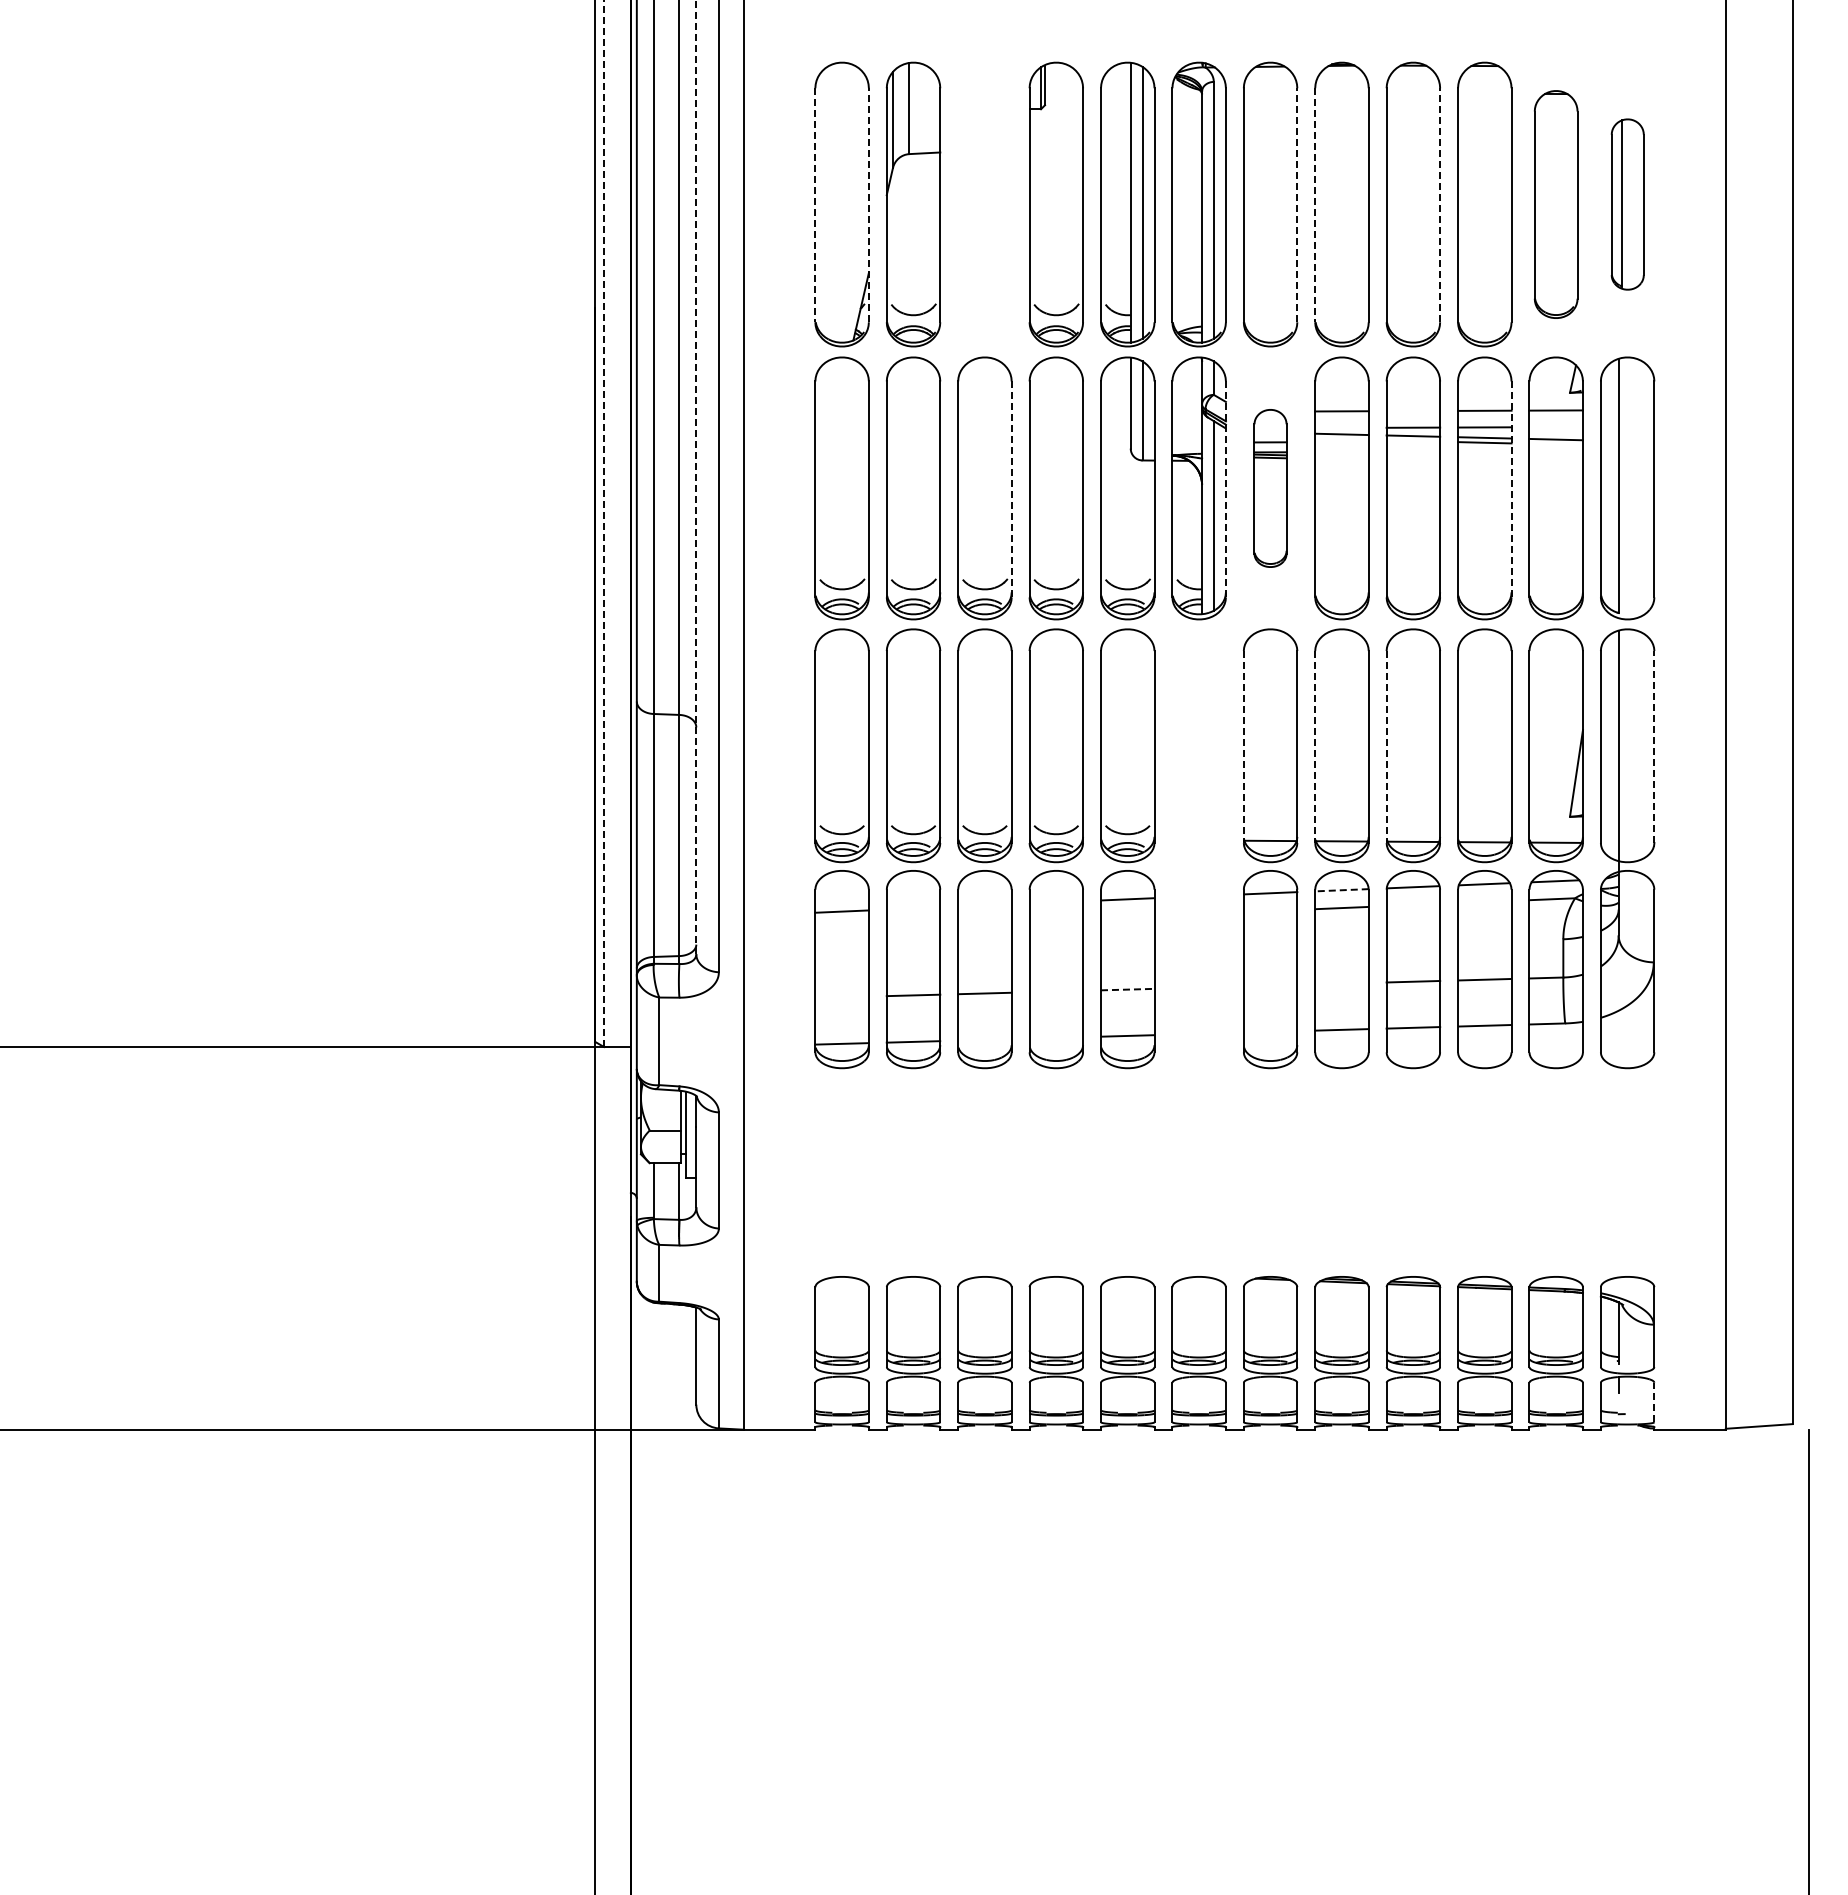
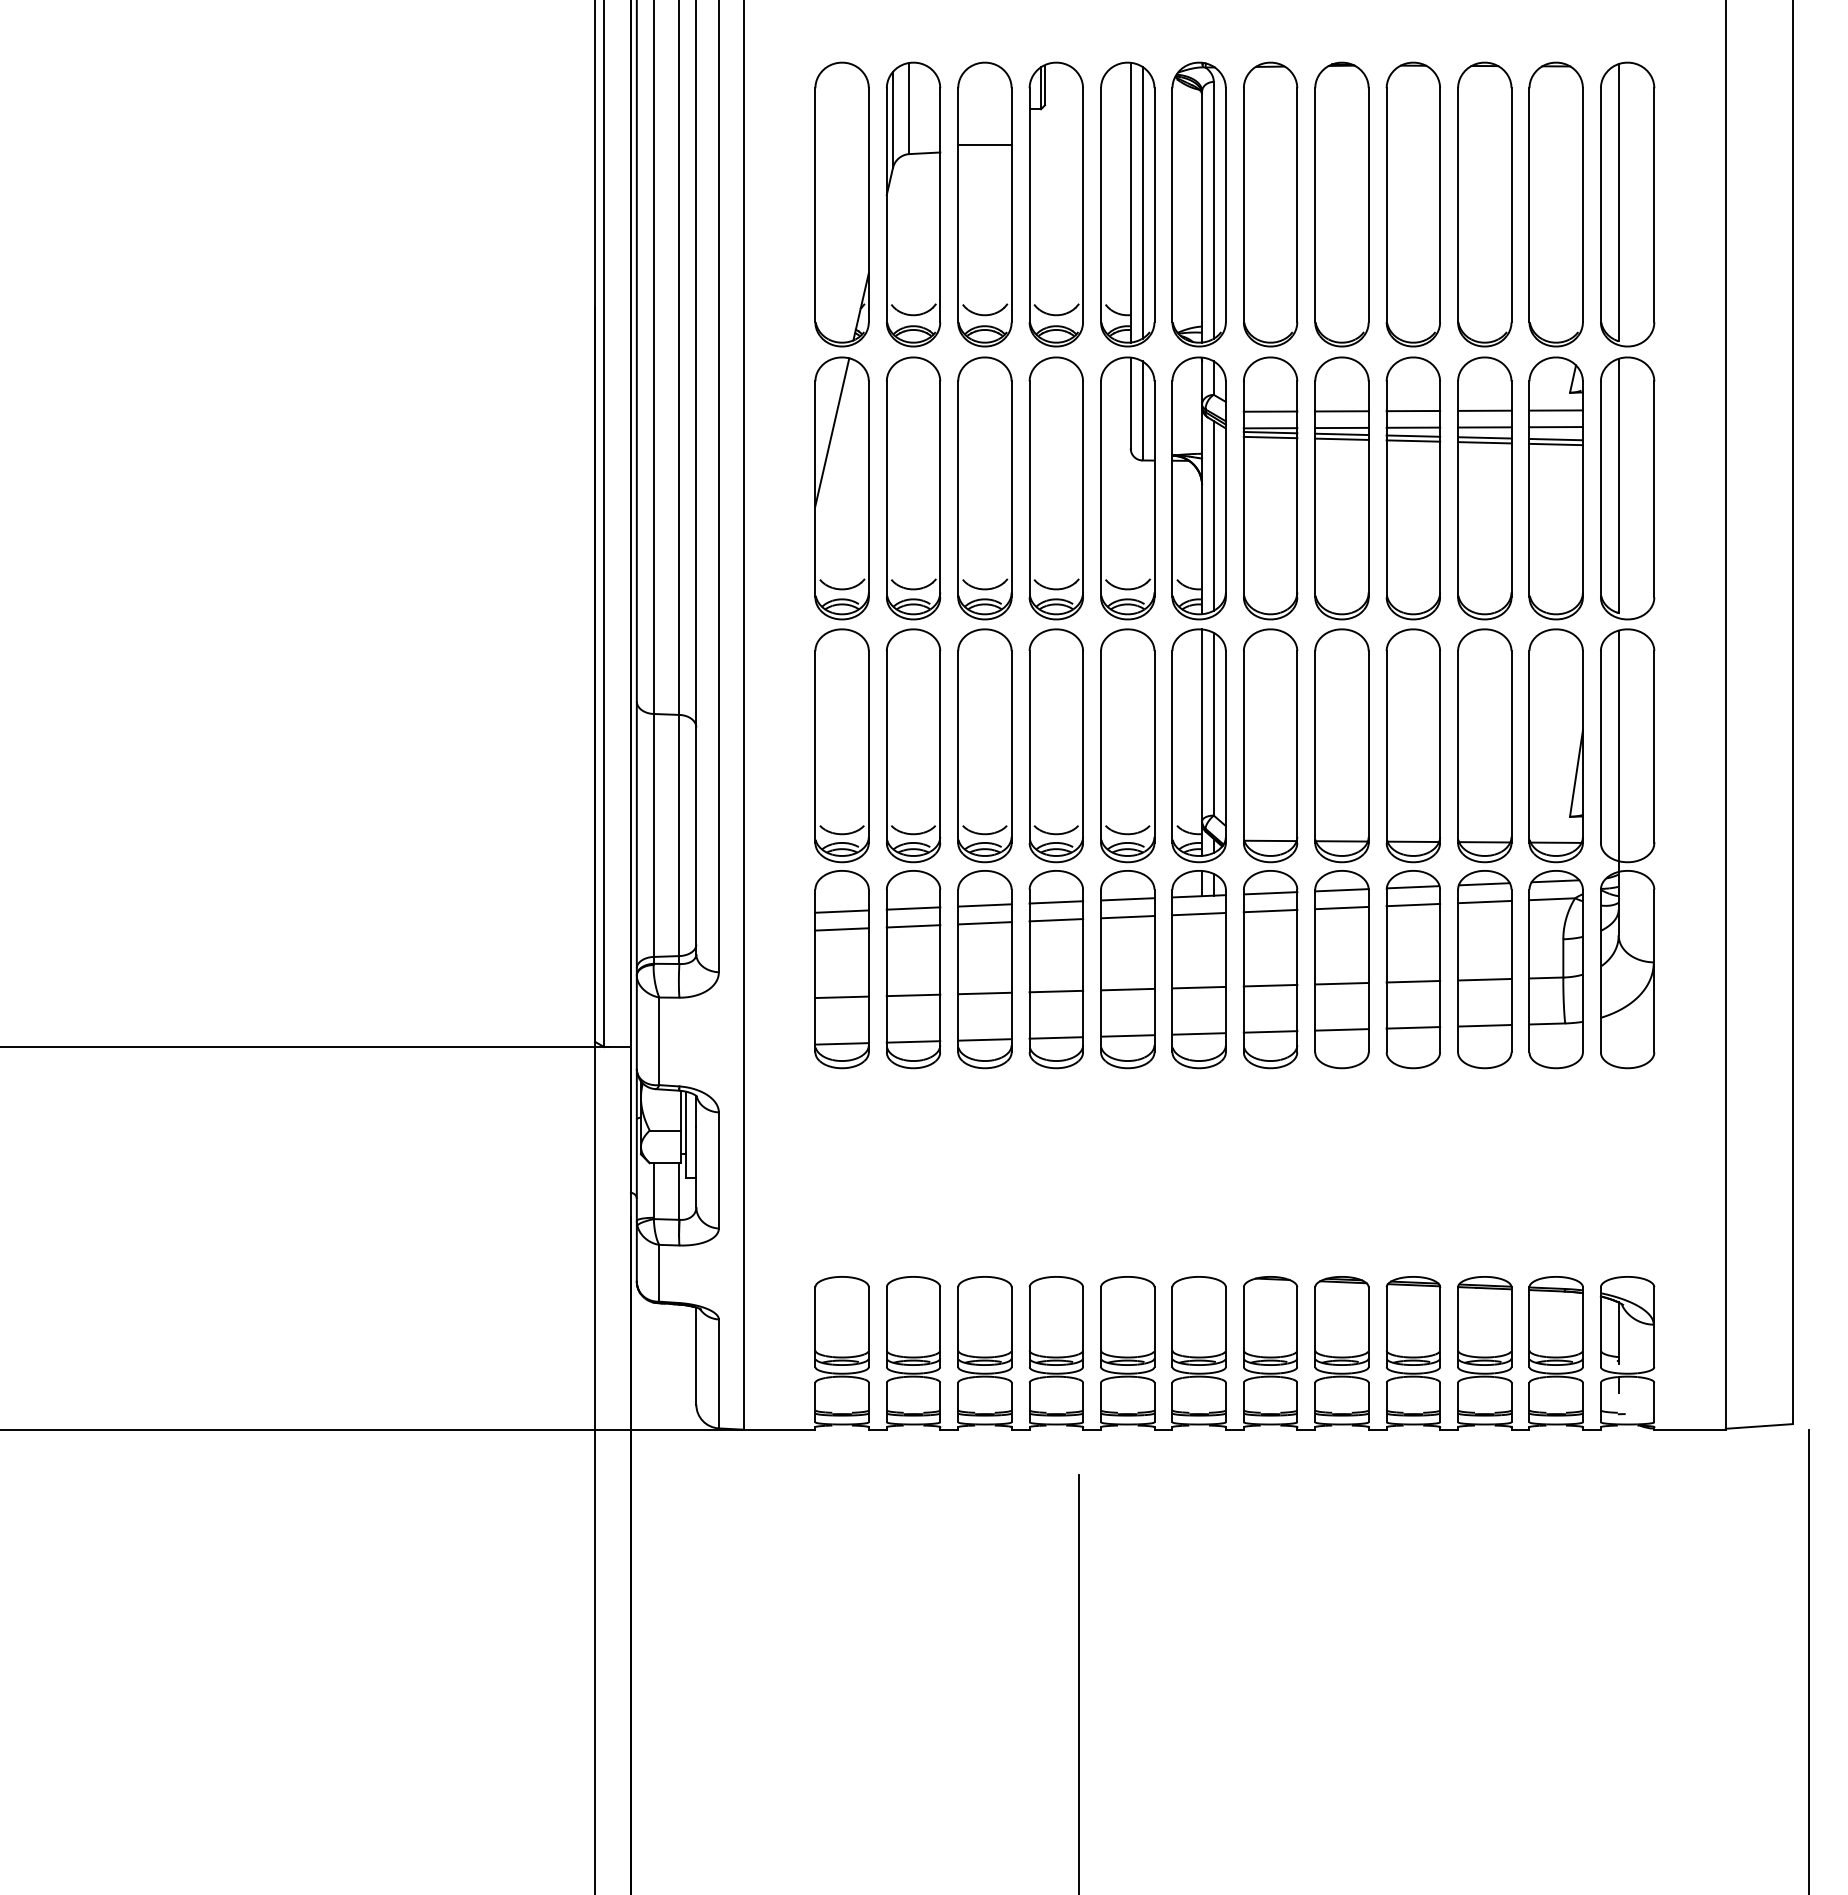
part: none -> present (984, 204)
part size: 46x229 px -> 56x287 px (1555, 204)
part size: 35x173 px -> 56x287 px (1627, 204)
line: dashed -> solid (815, 205)
line: dashed -> solid (868, 205)
line: dashed -> solid (1297, 205)
line: dashed -> solid (1315, 205)
line: dashed -> solid (1440, 205)
line: none -> present (1413, 410)
line: none -> present (1341, 427)
line: none -> present (1555, 427)
line: none -> present (832, 432)
line: none -> present (1341, 438)
line: none -> present (1413, 440)
line: none -> present (1555, 444)
line: dashed -> solid (696, 477)
part size: 35x159 px -> 57x265 px (1270, 488)
line: dashed -> solid (1011, 489)
line: dashed -> solid (1225, 489)
line: dashed -> solid (1511, 489)
line: dashed -> solid (604, 523)
line: dashed -> solid (1243, 747)
line: dashed -> solid (1315, 747)
line: dashed -> solid (1386, 747)
line: dashed -> solid (1654, 747)
part: none -> present (1198, 848)
line: dashed -> solid (1342, 890)
line: none -> present (1484, 901)
line: none -> present (1056, 902)
line: none -> present (1413, 904)
line: none -> present (984, 905)
line: none -> present (913, 908)
line: none -> present (1270, 910)
line: none -> present (1127, 917)
line: none -> present (1056, 920)
line: none -> present (984, 923)
line: none -> present (913, 926)
line: none -> present (841, 929)
line: none -> present (1341, 983)
line: none -> present (1270, 985)
line: dashed -> solid (1127, 989)
line: none -> present (1056, 991)
line: none -> present (841, 997)
line: none -> present (1270, 1031)
line: none -> present (1055, 1037)
line: none -> present (984, 1039)
line: dashed -> solid (1654, 1402)
line: none -> present (1078, 1683)
